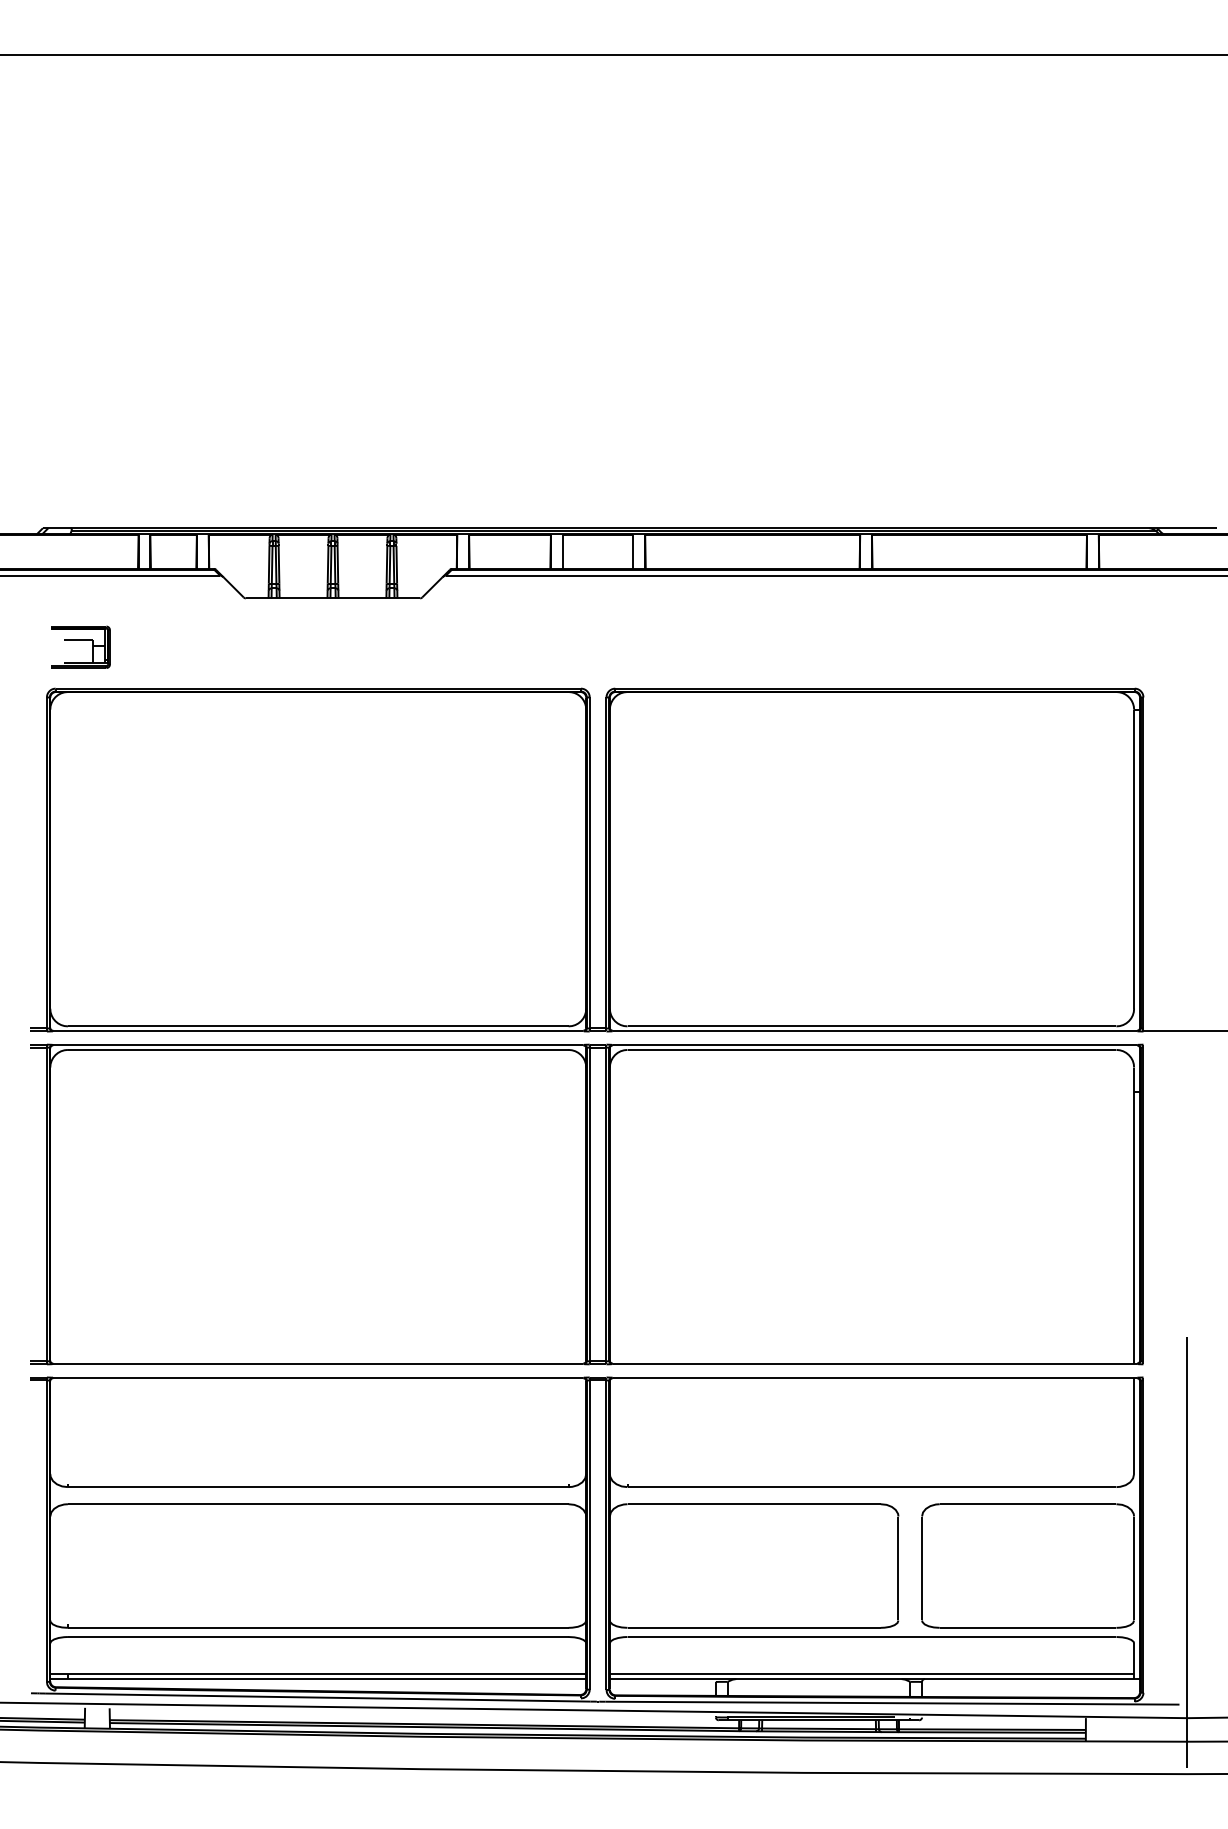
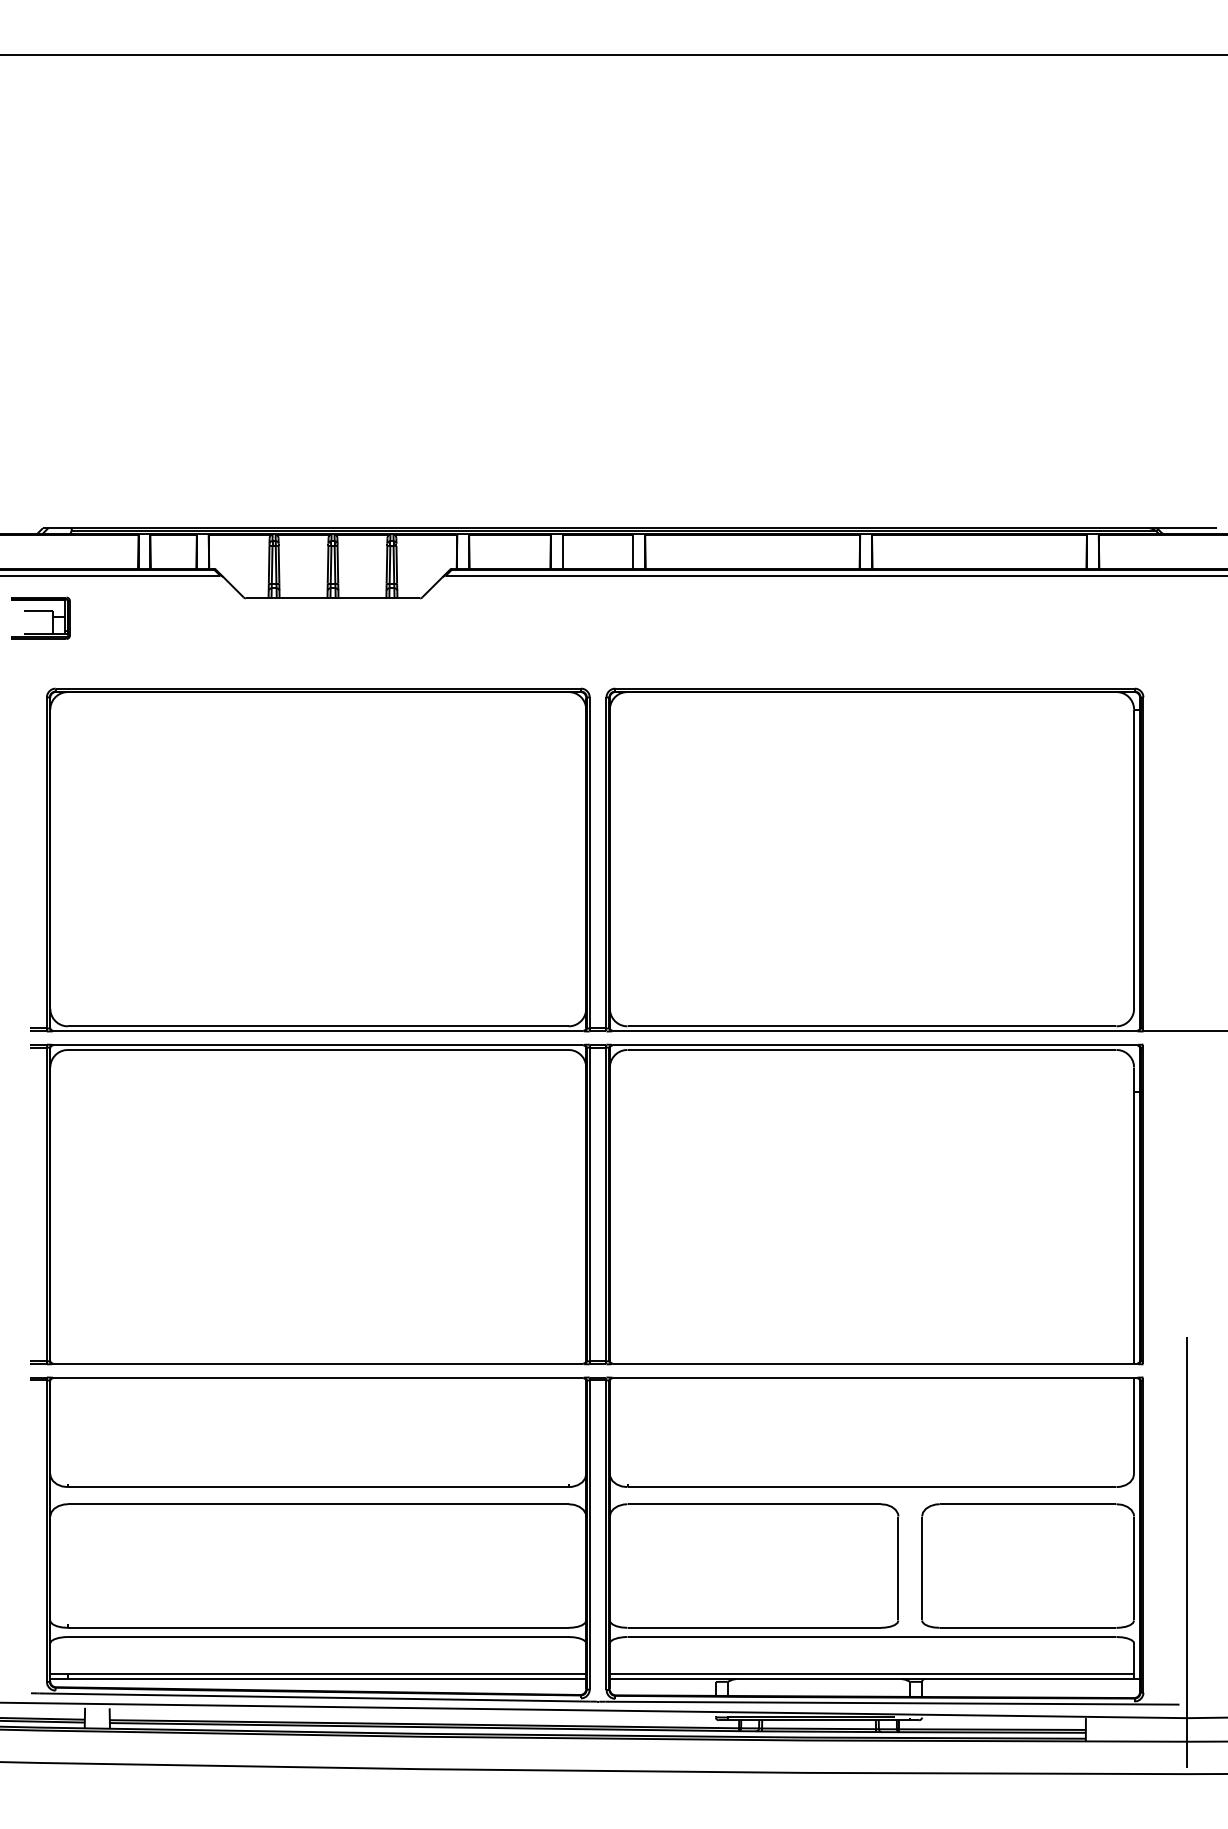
part position: (80, 646) -> (40, 617) (40, 617)
